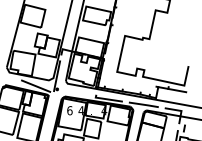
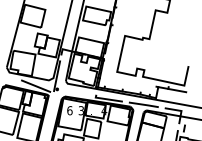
text: 4 -> 3 (80, 110)
